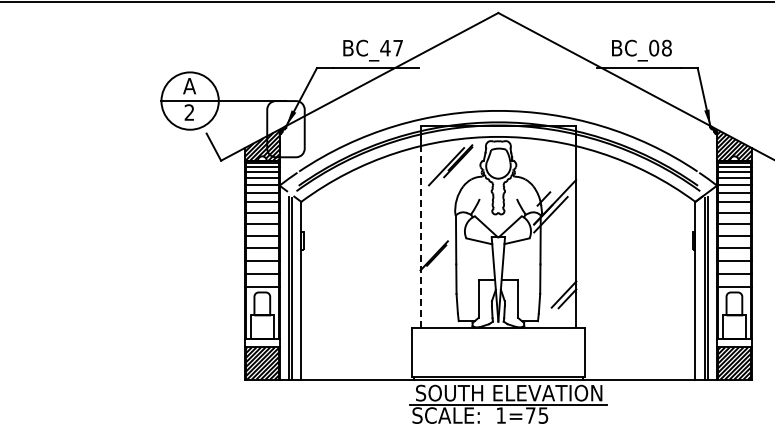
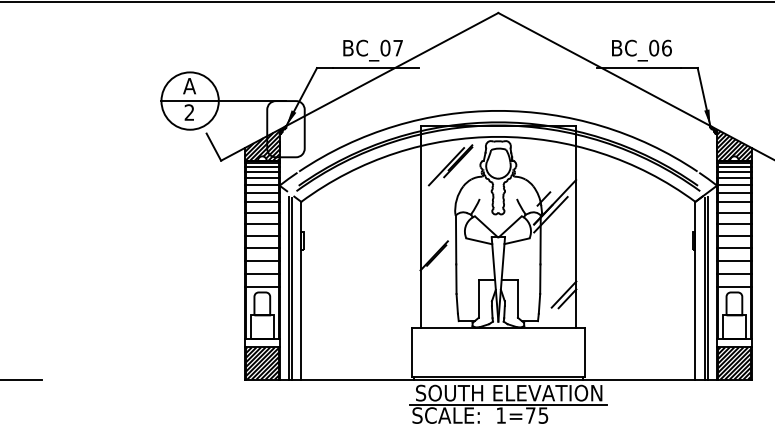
text: BC_47 -> BC_07 (385, 47)
text: BC_08 -> BC_06 (666, 47)
line: dashed -> solid (420, 226)
line: none -> present (22, 379)
